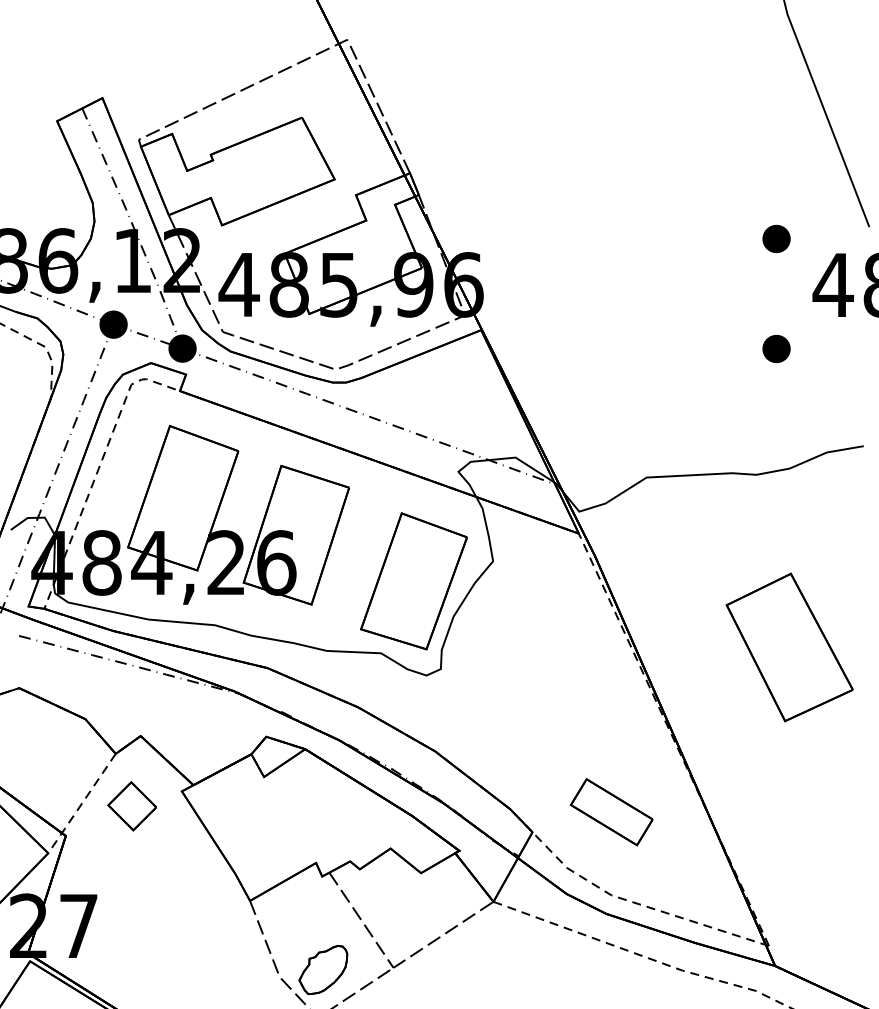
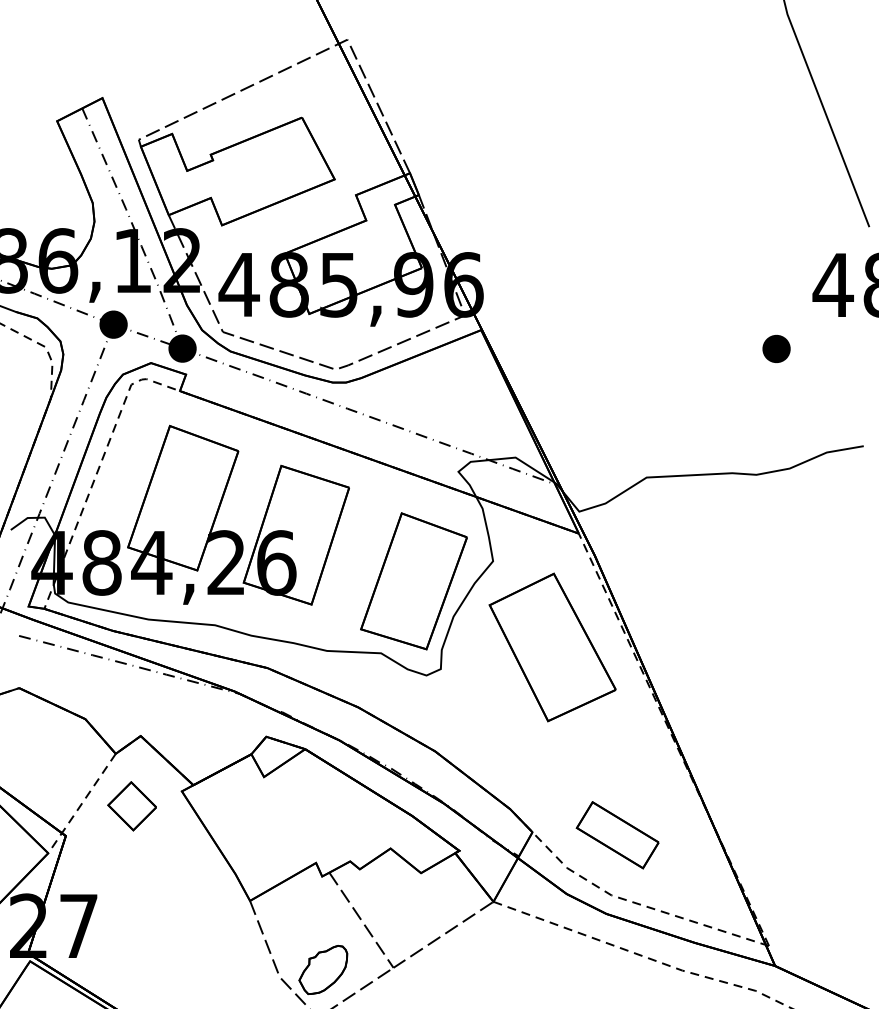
part: present -> none (776, 238)
part position: (789, 647) -> (552, 647) (552, 647)
part position: (611, 812) -> (617, 835) (617, 835)
